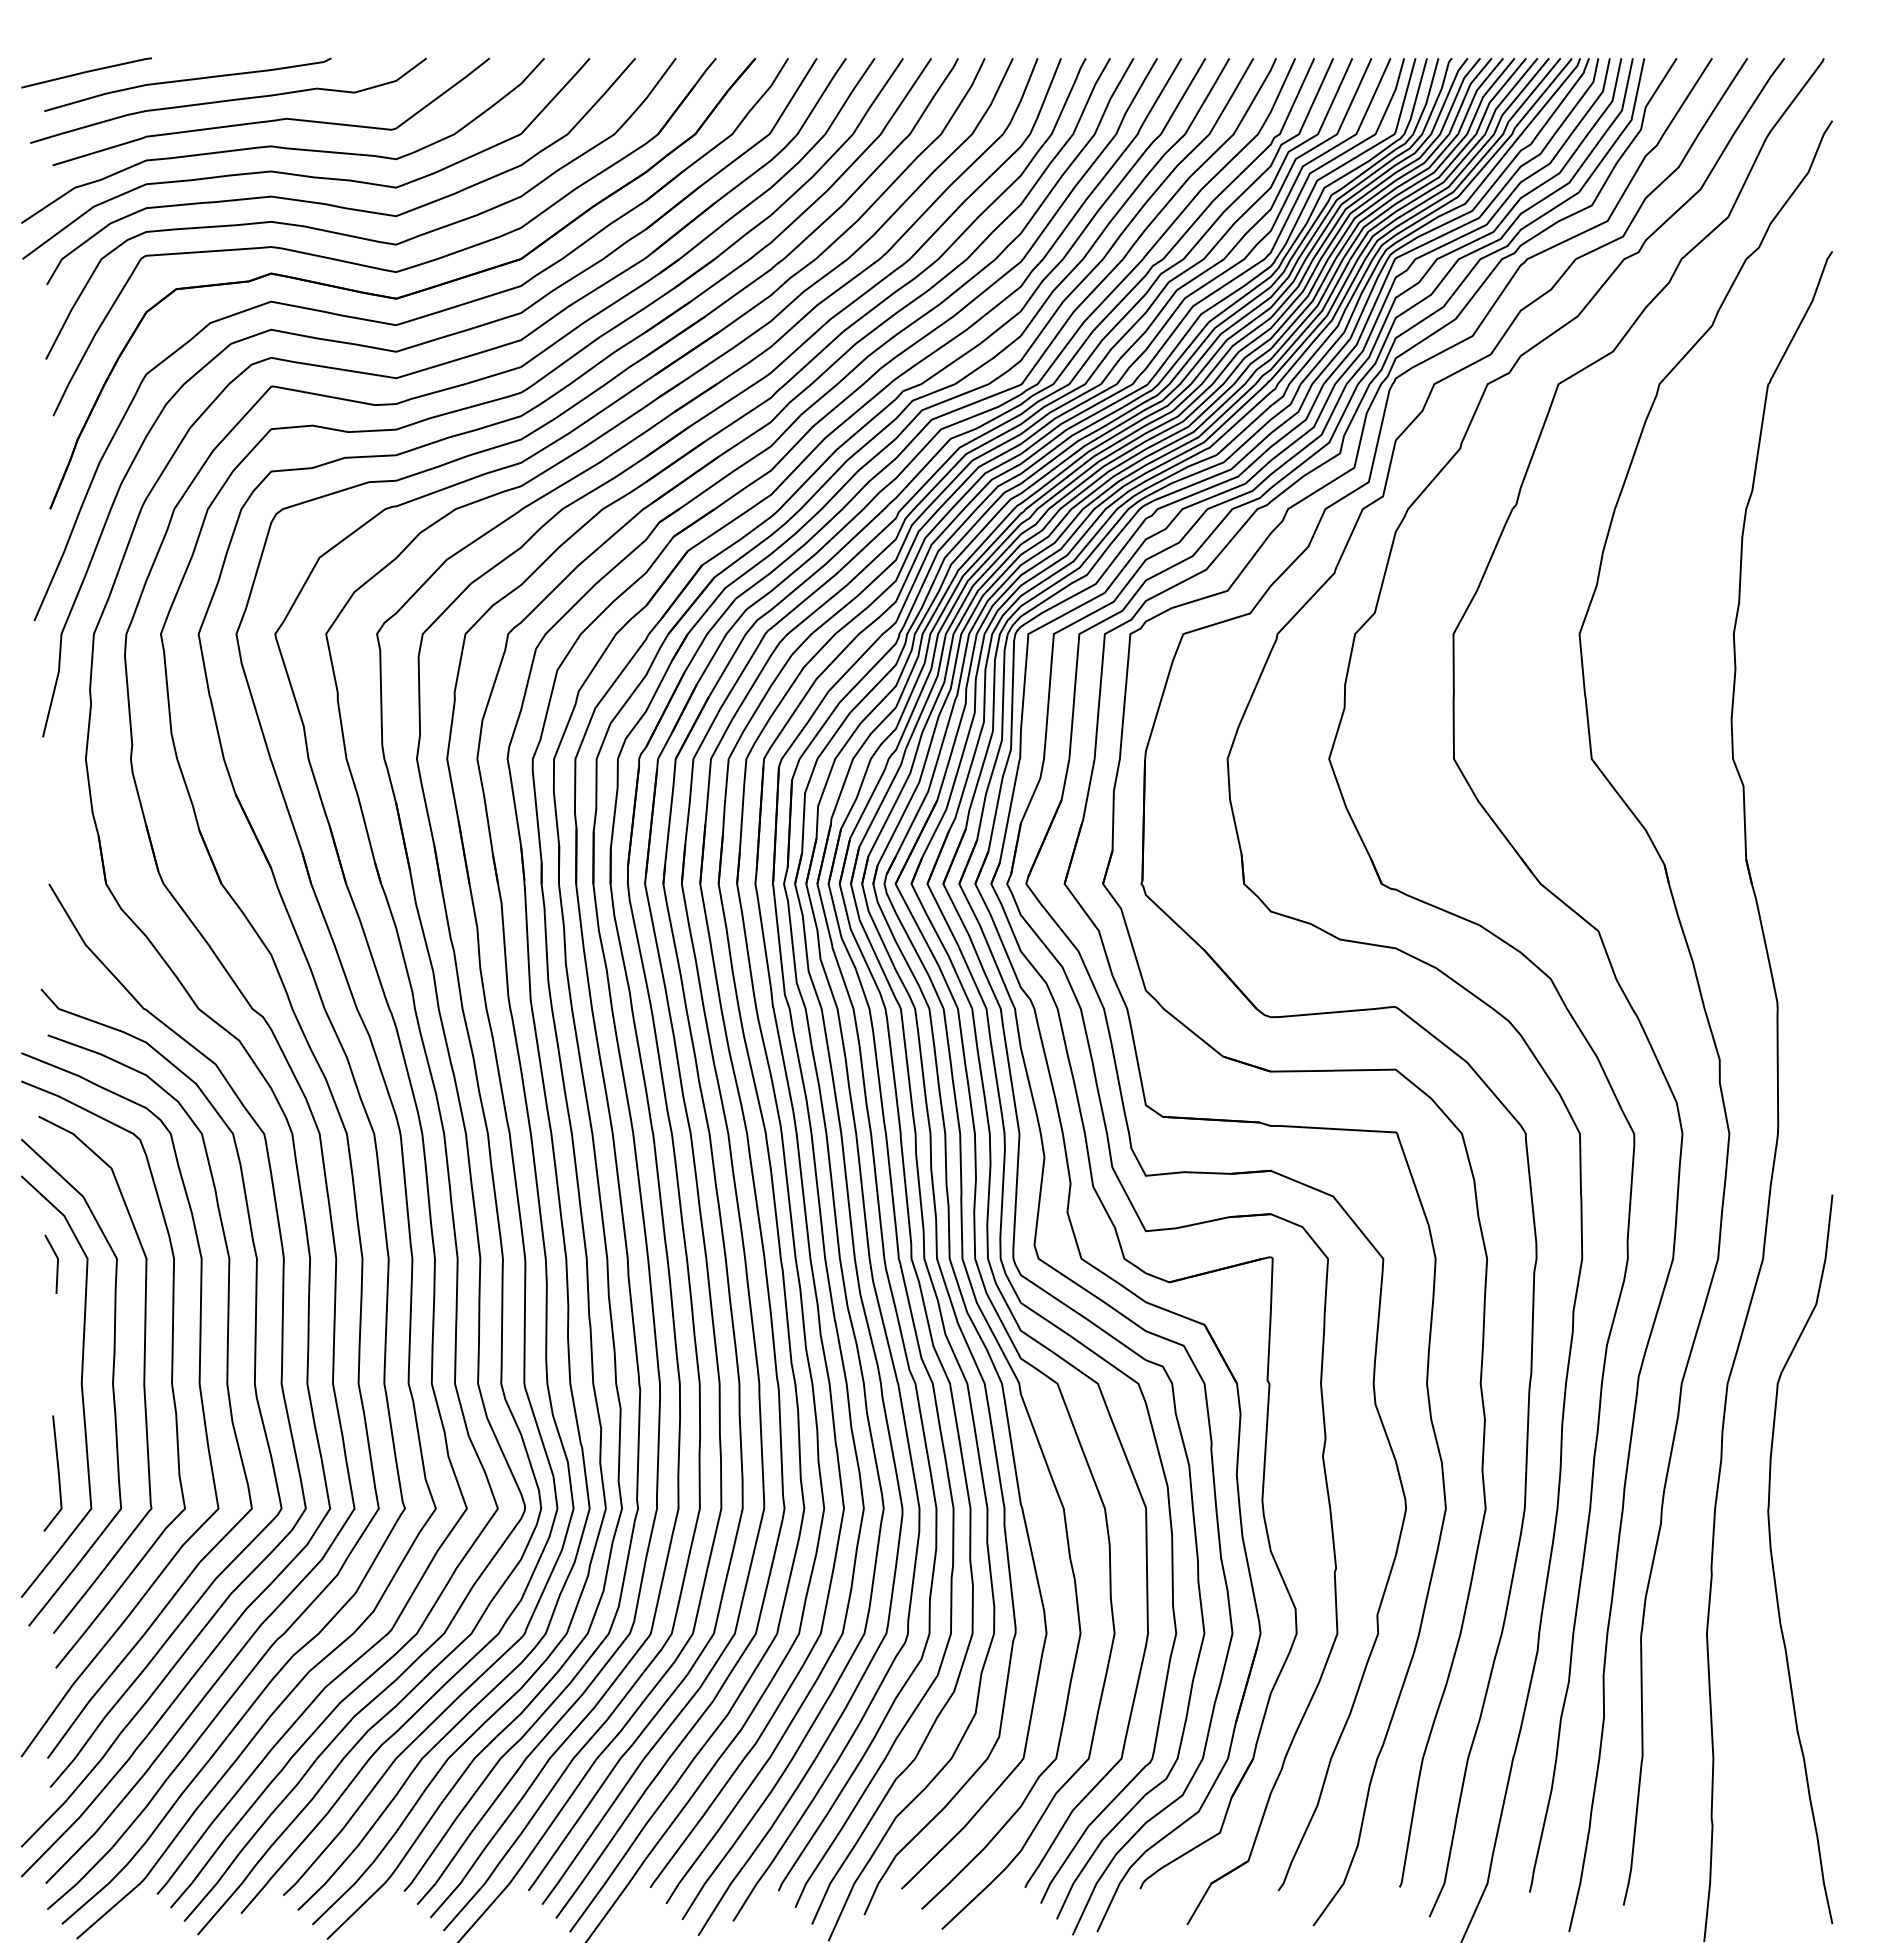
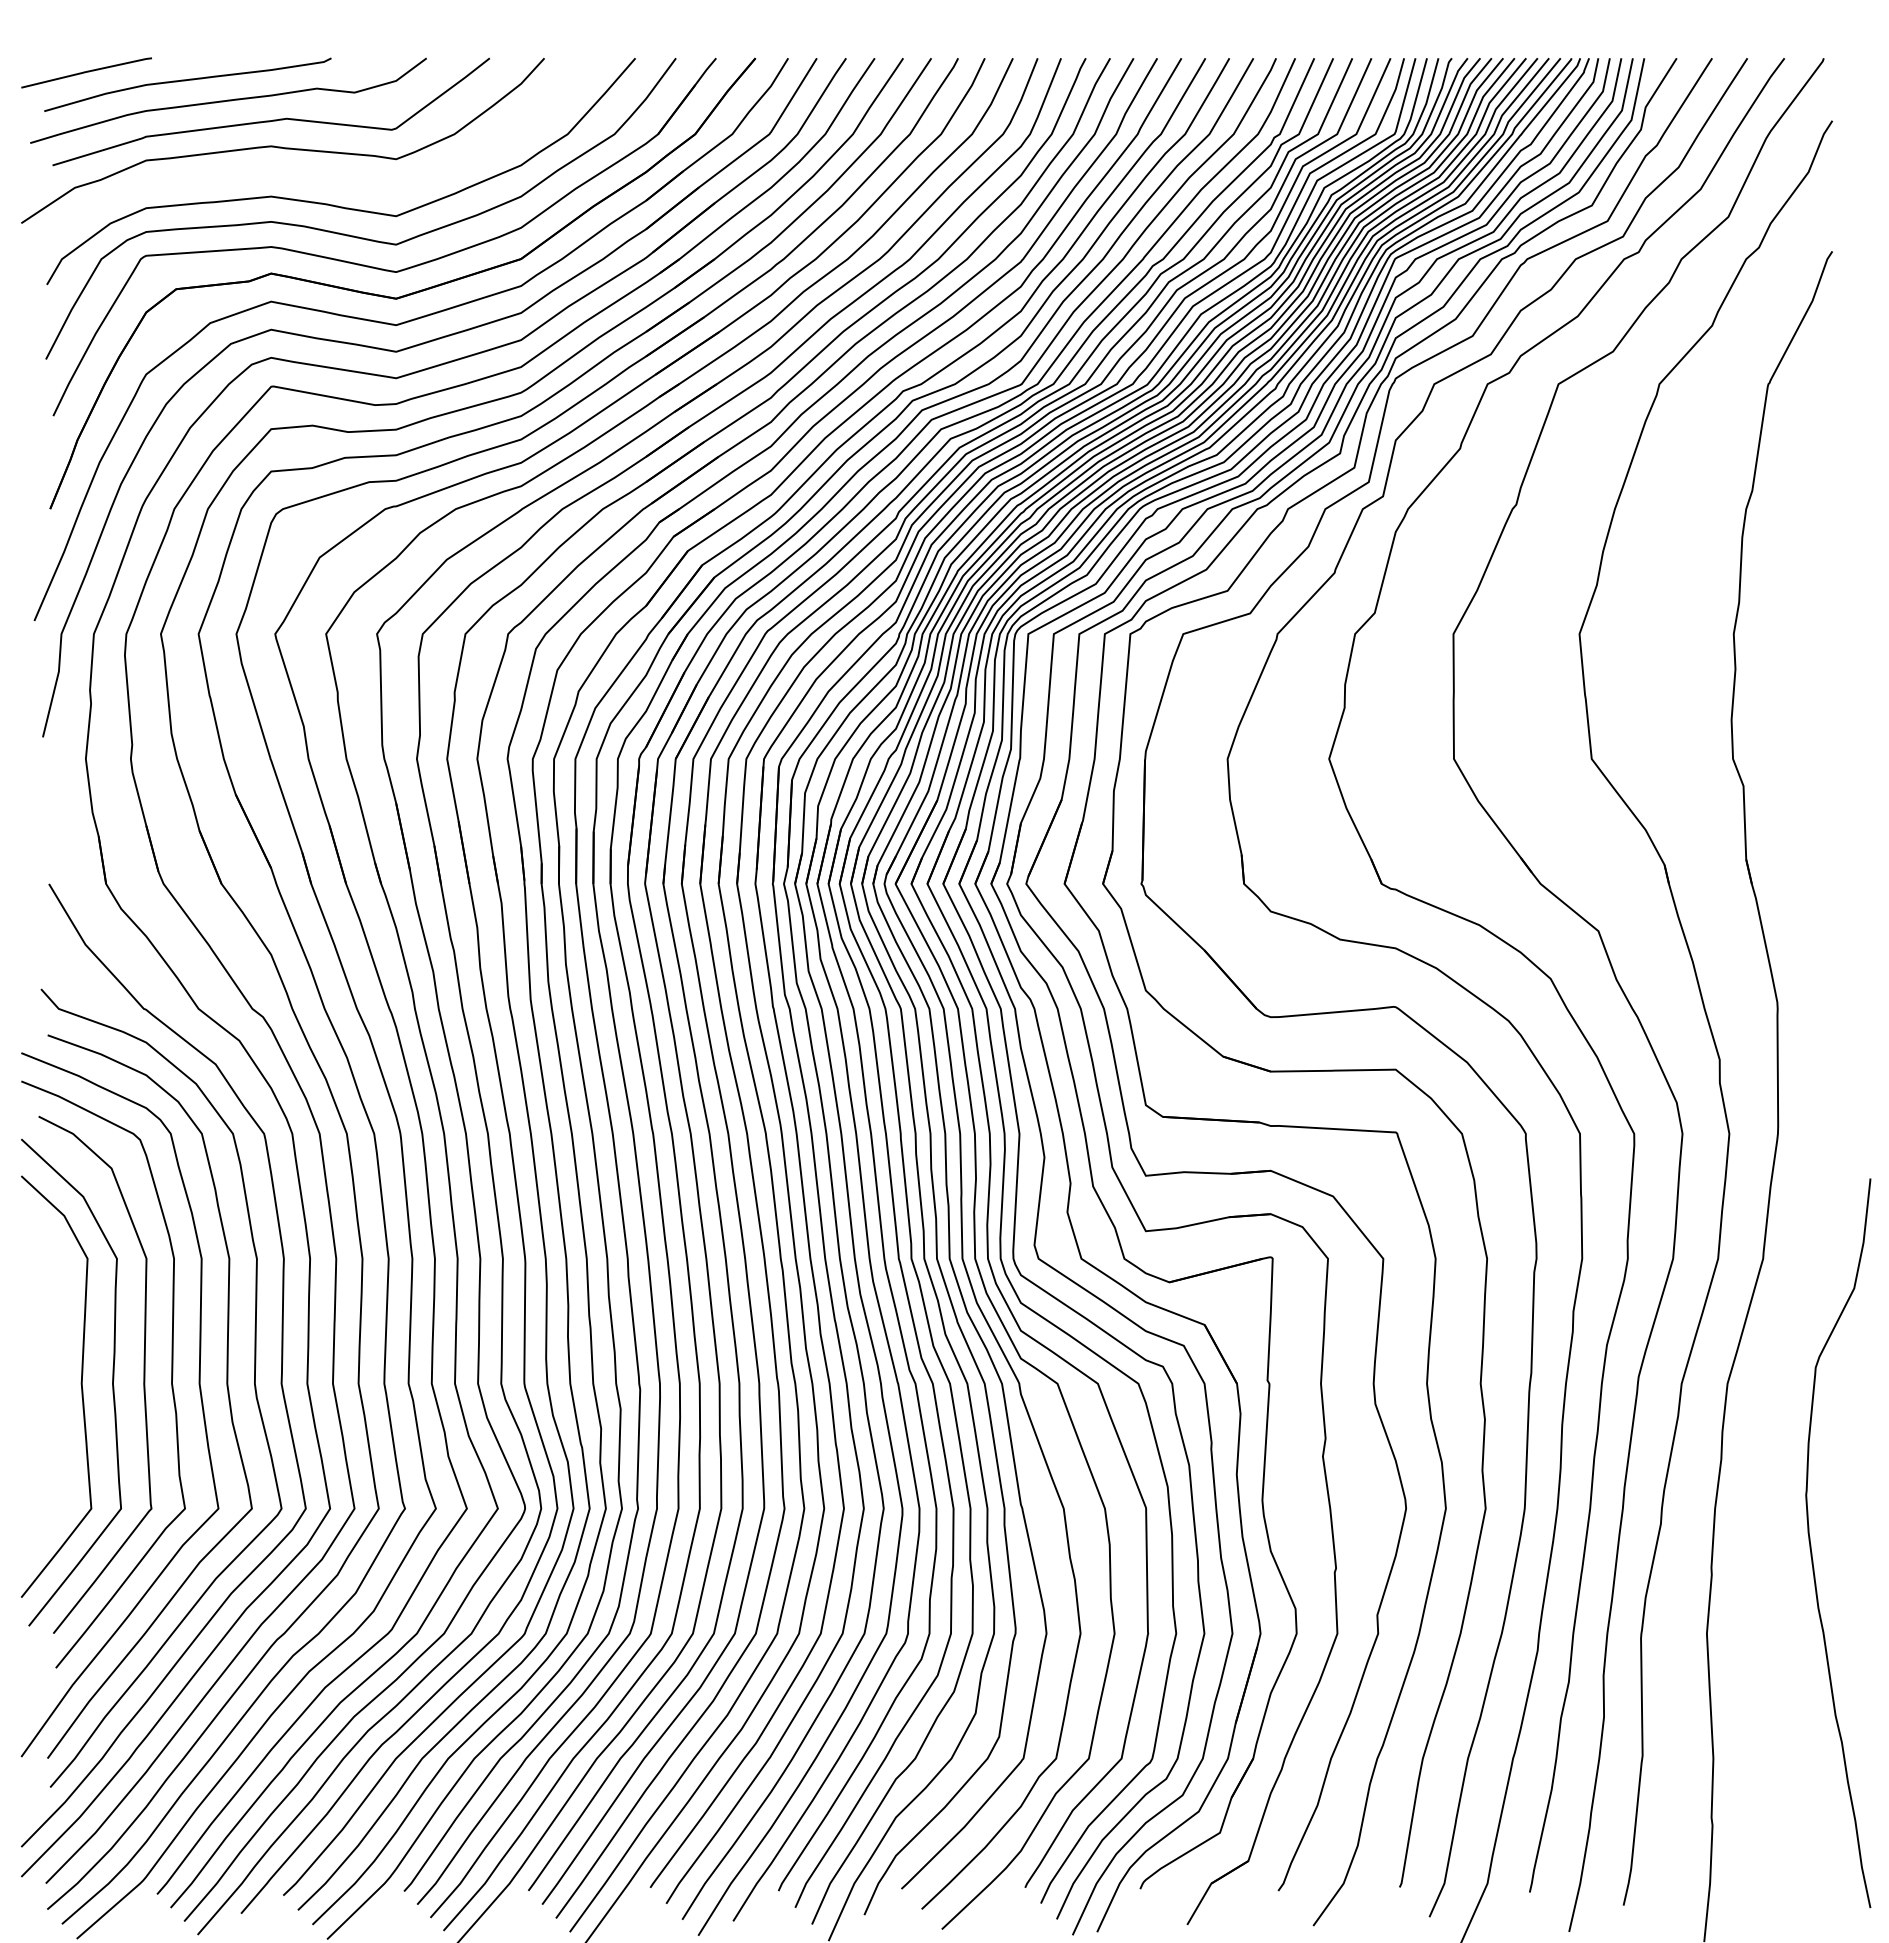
curve: present -> none (302, 174)
line: present -> none (56, 1264)
line: present -> none (57, 1473)
curve position: (1773, 1560) -> (1811, 1544) (1811, 1544)
